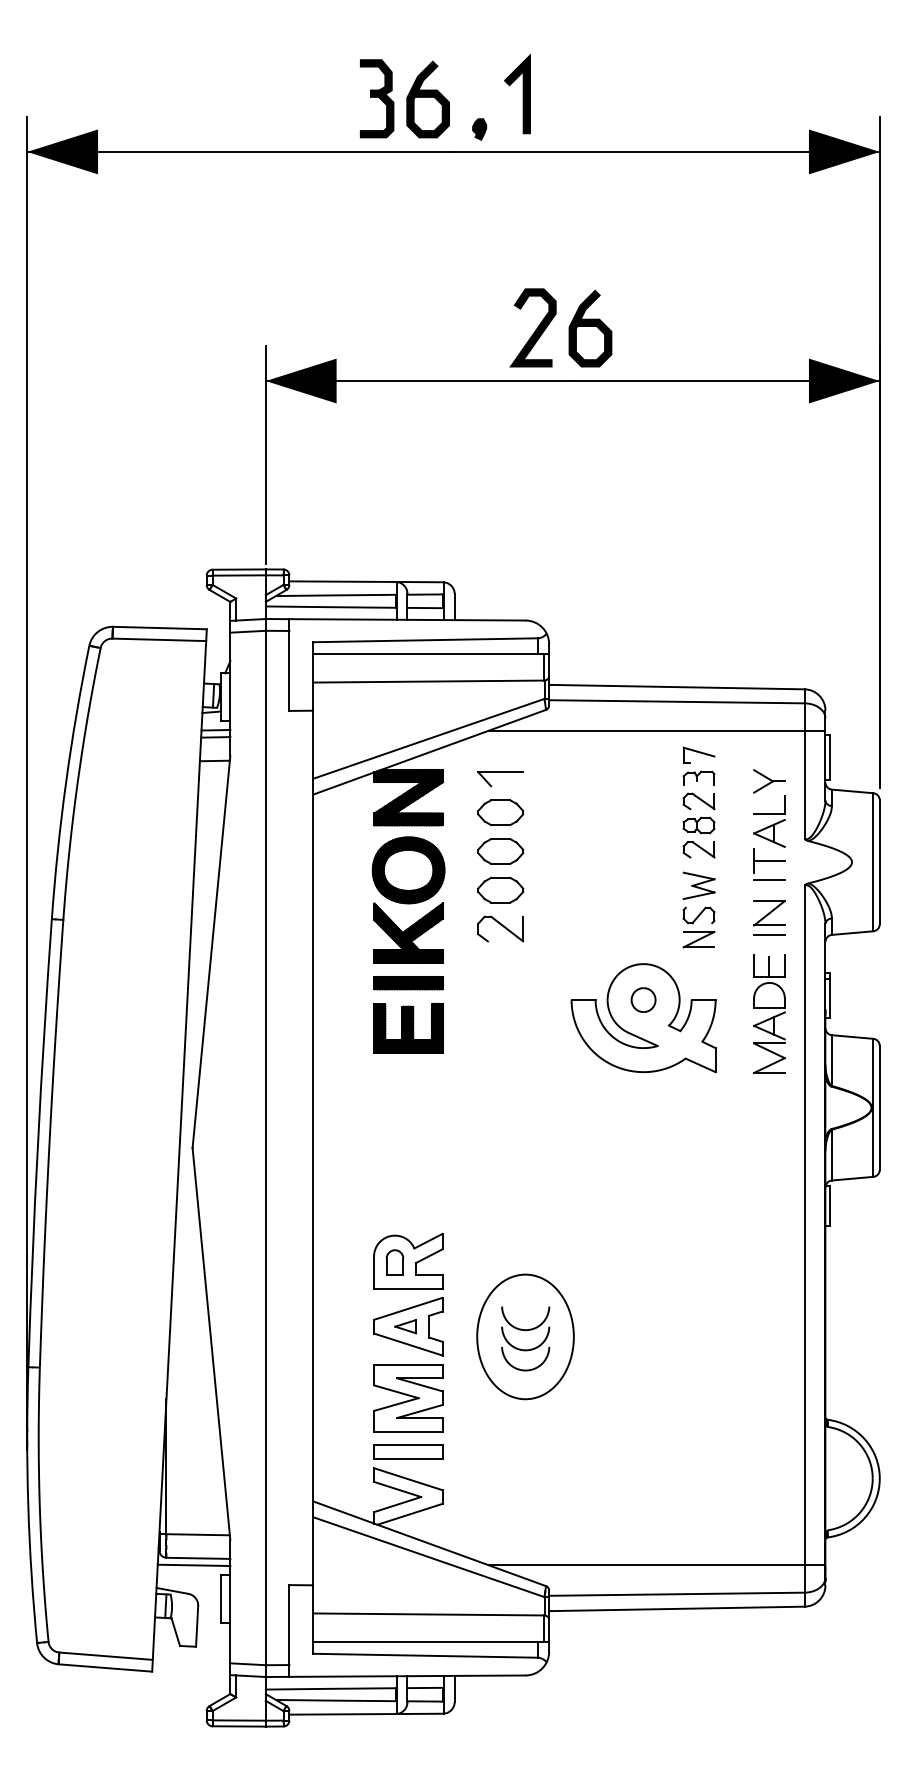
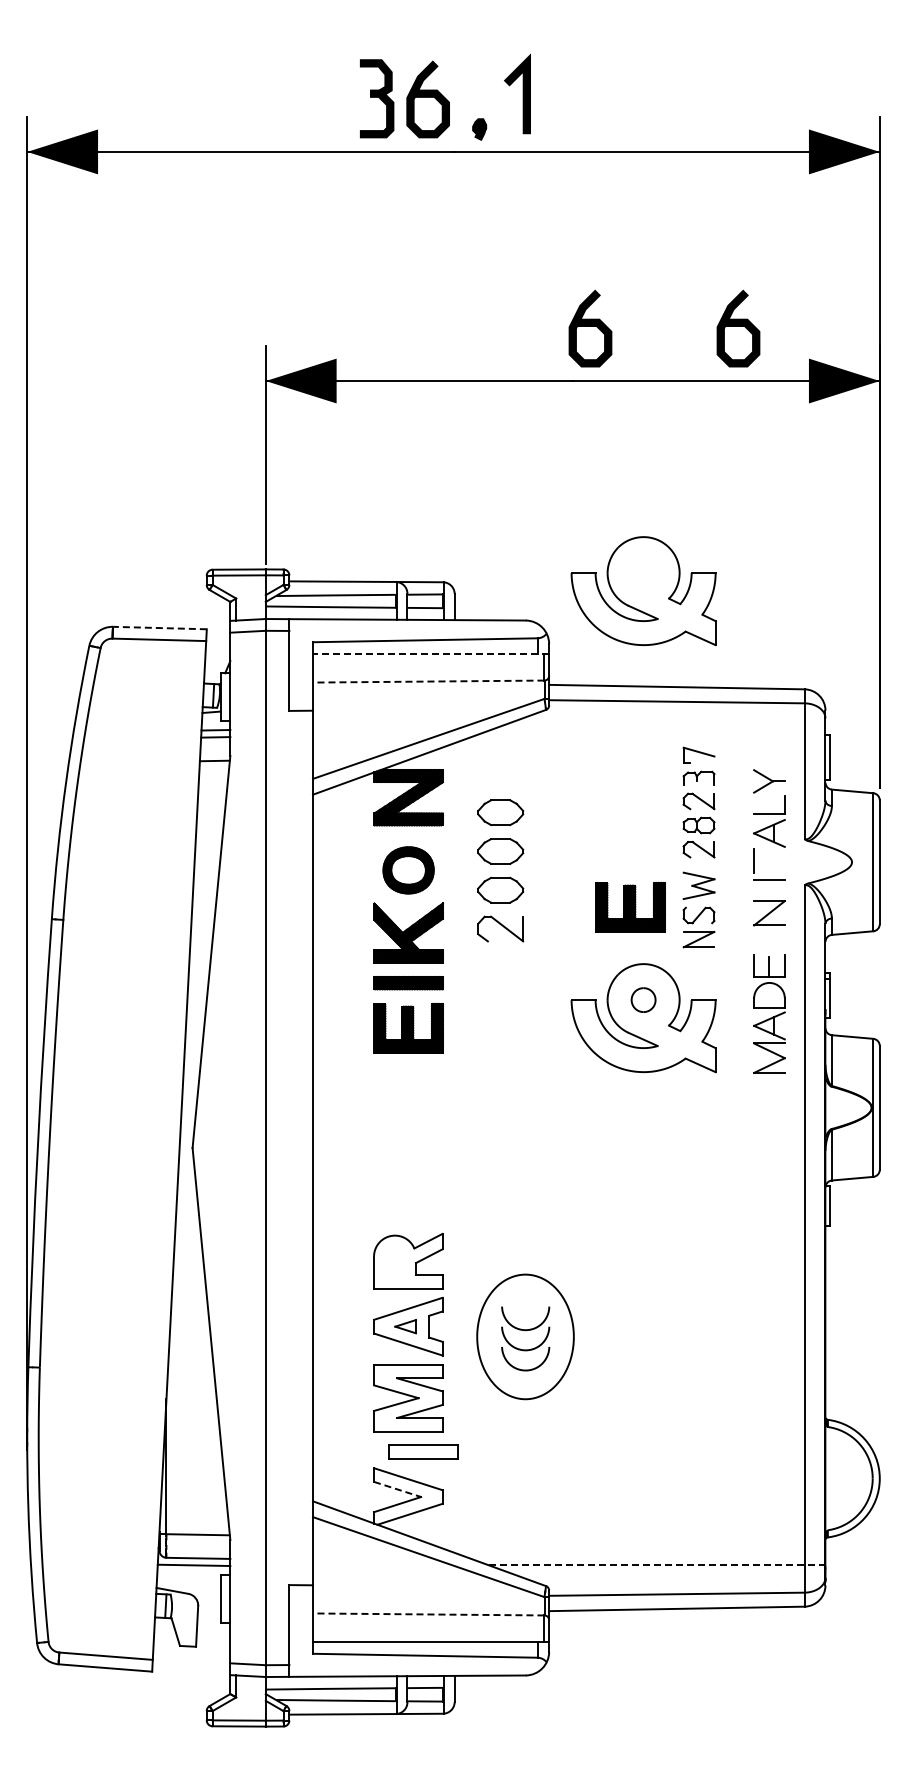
curve: none -> present (738, 326)
curve: present -> none (535, 329)
part: none -> present (643, 591)
line: solid -> dashed (159, 628)
line: solid -> dashed (430, 654)
line: solid -> dashed (428, 681)
line: present -> none (656, 730)
part: present -> none (500, 772)
line: present -> none (769, 861)
part size: 75x69 px -> 53x49 px (408, 870)
part: none -> present (630, 906)
line: present -> none (769, 934)
part: present -> none (394, 1262)
part position: (408, 1451) -> (423, 1451) (423, 1451)
line: solid -> dashed (397, 1489)
line: solid -> dashed (657, 1565)
line: solid -> dashed (428, 1614)
